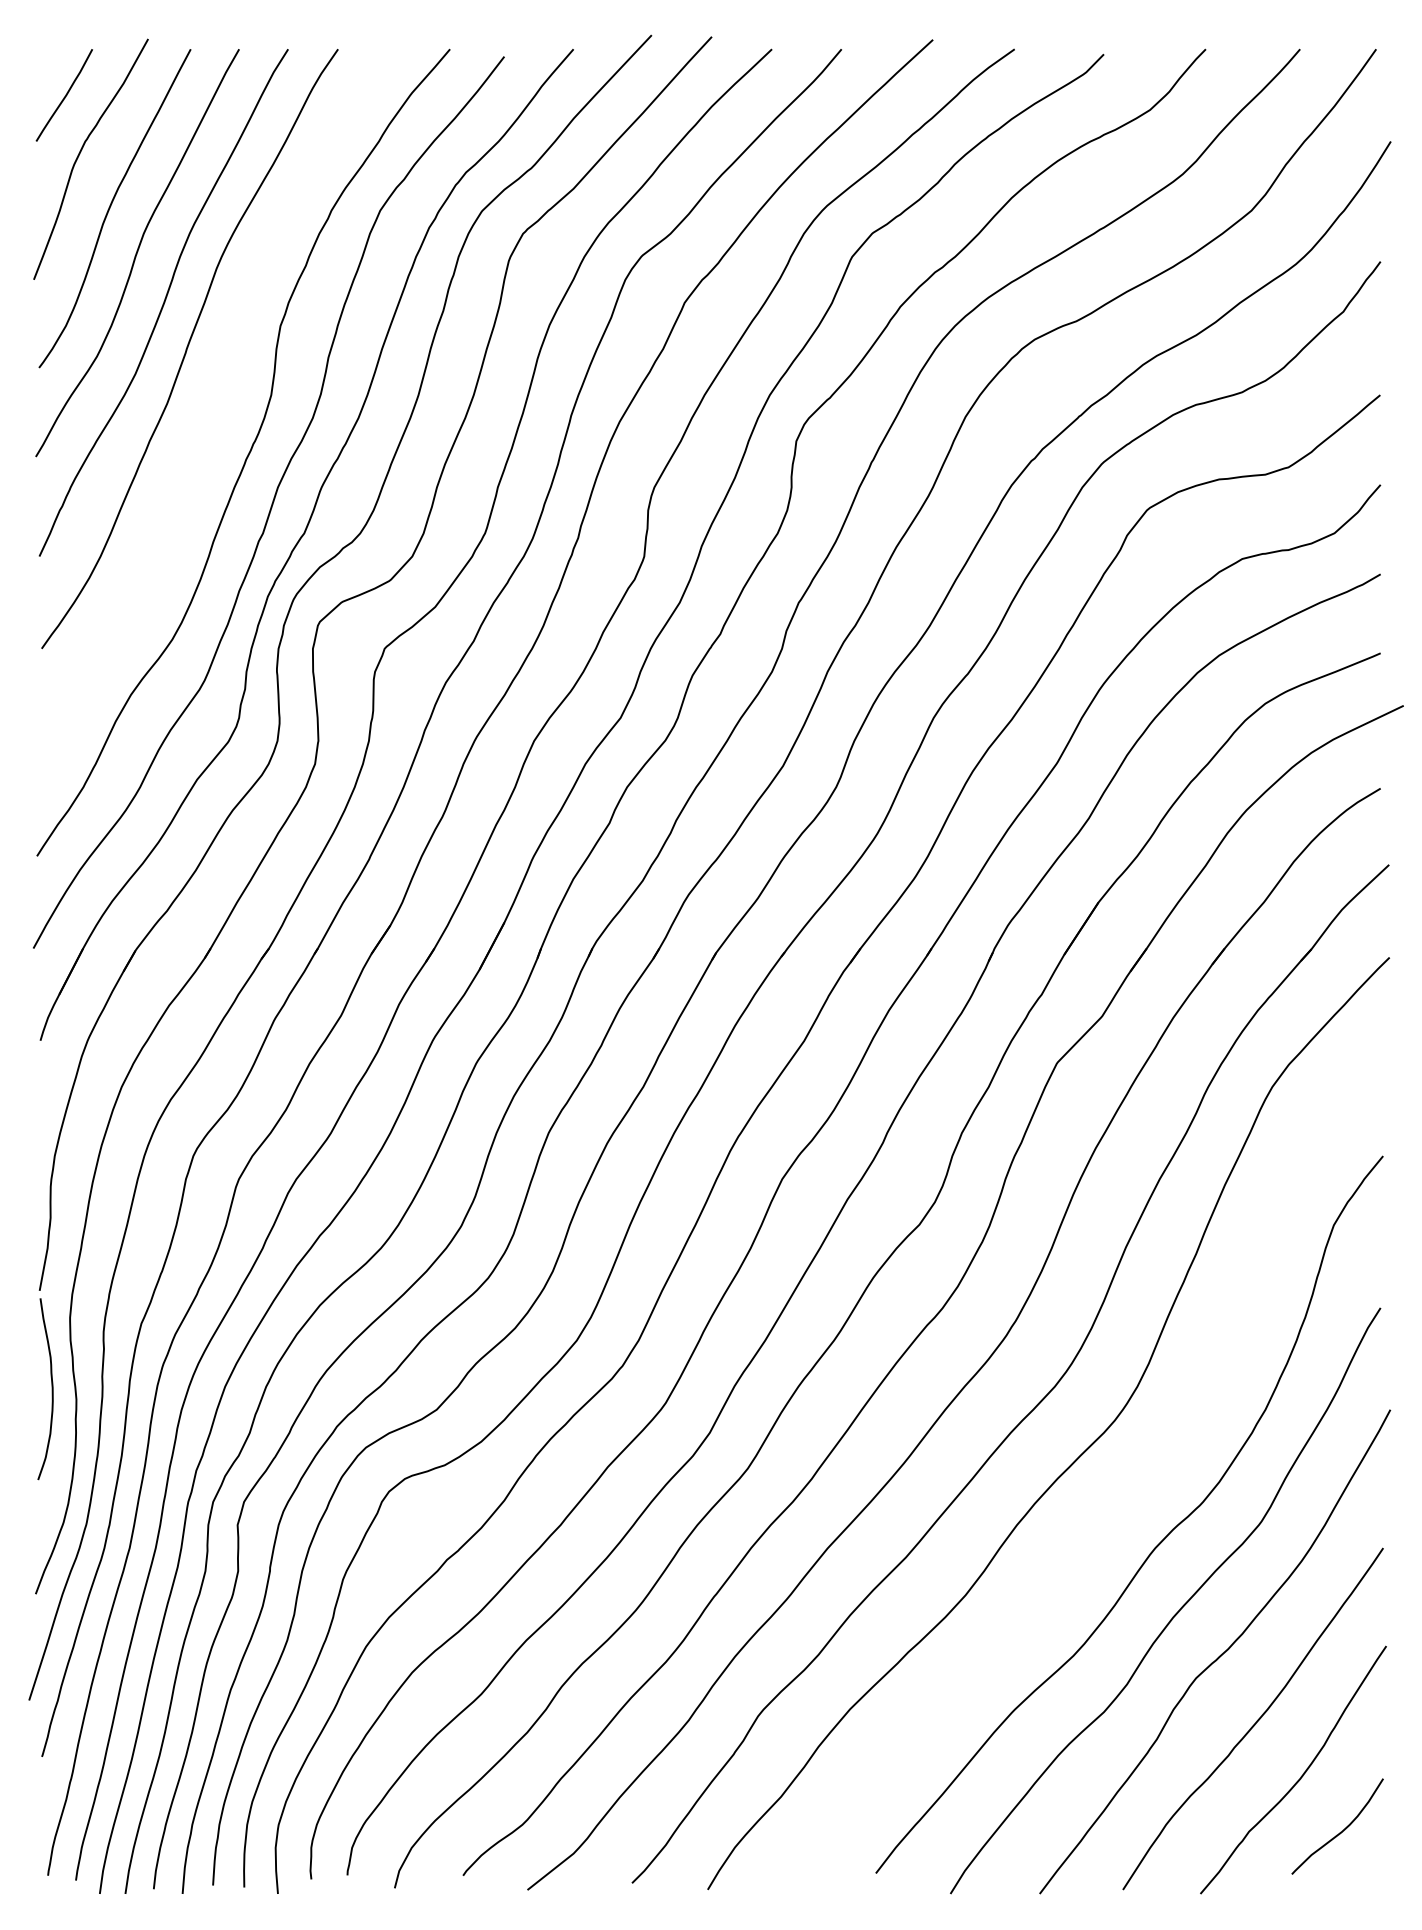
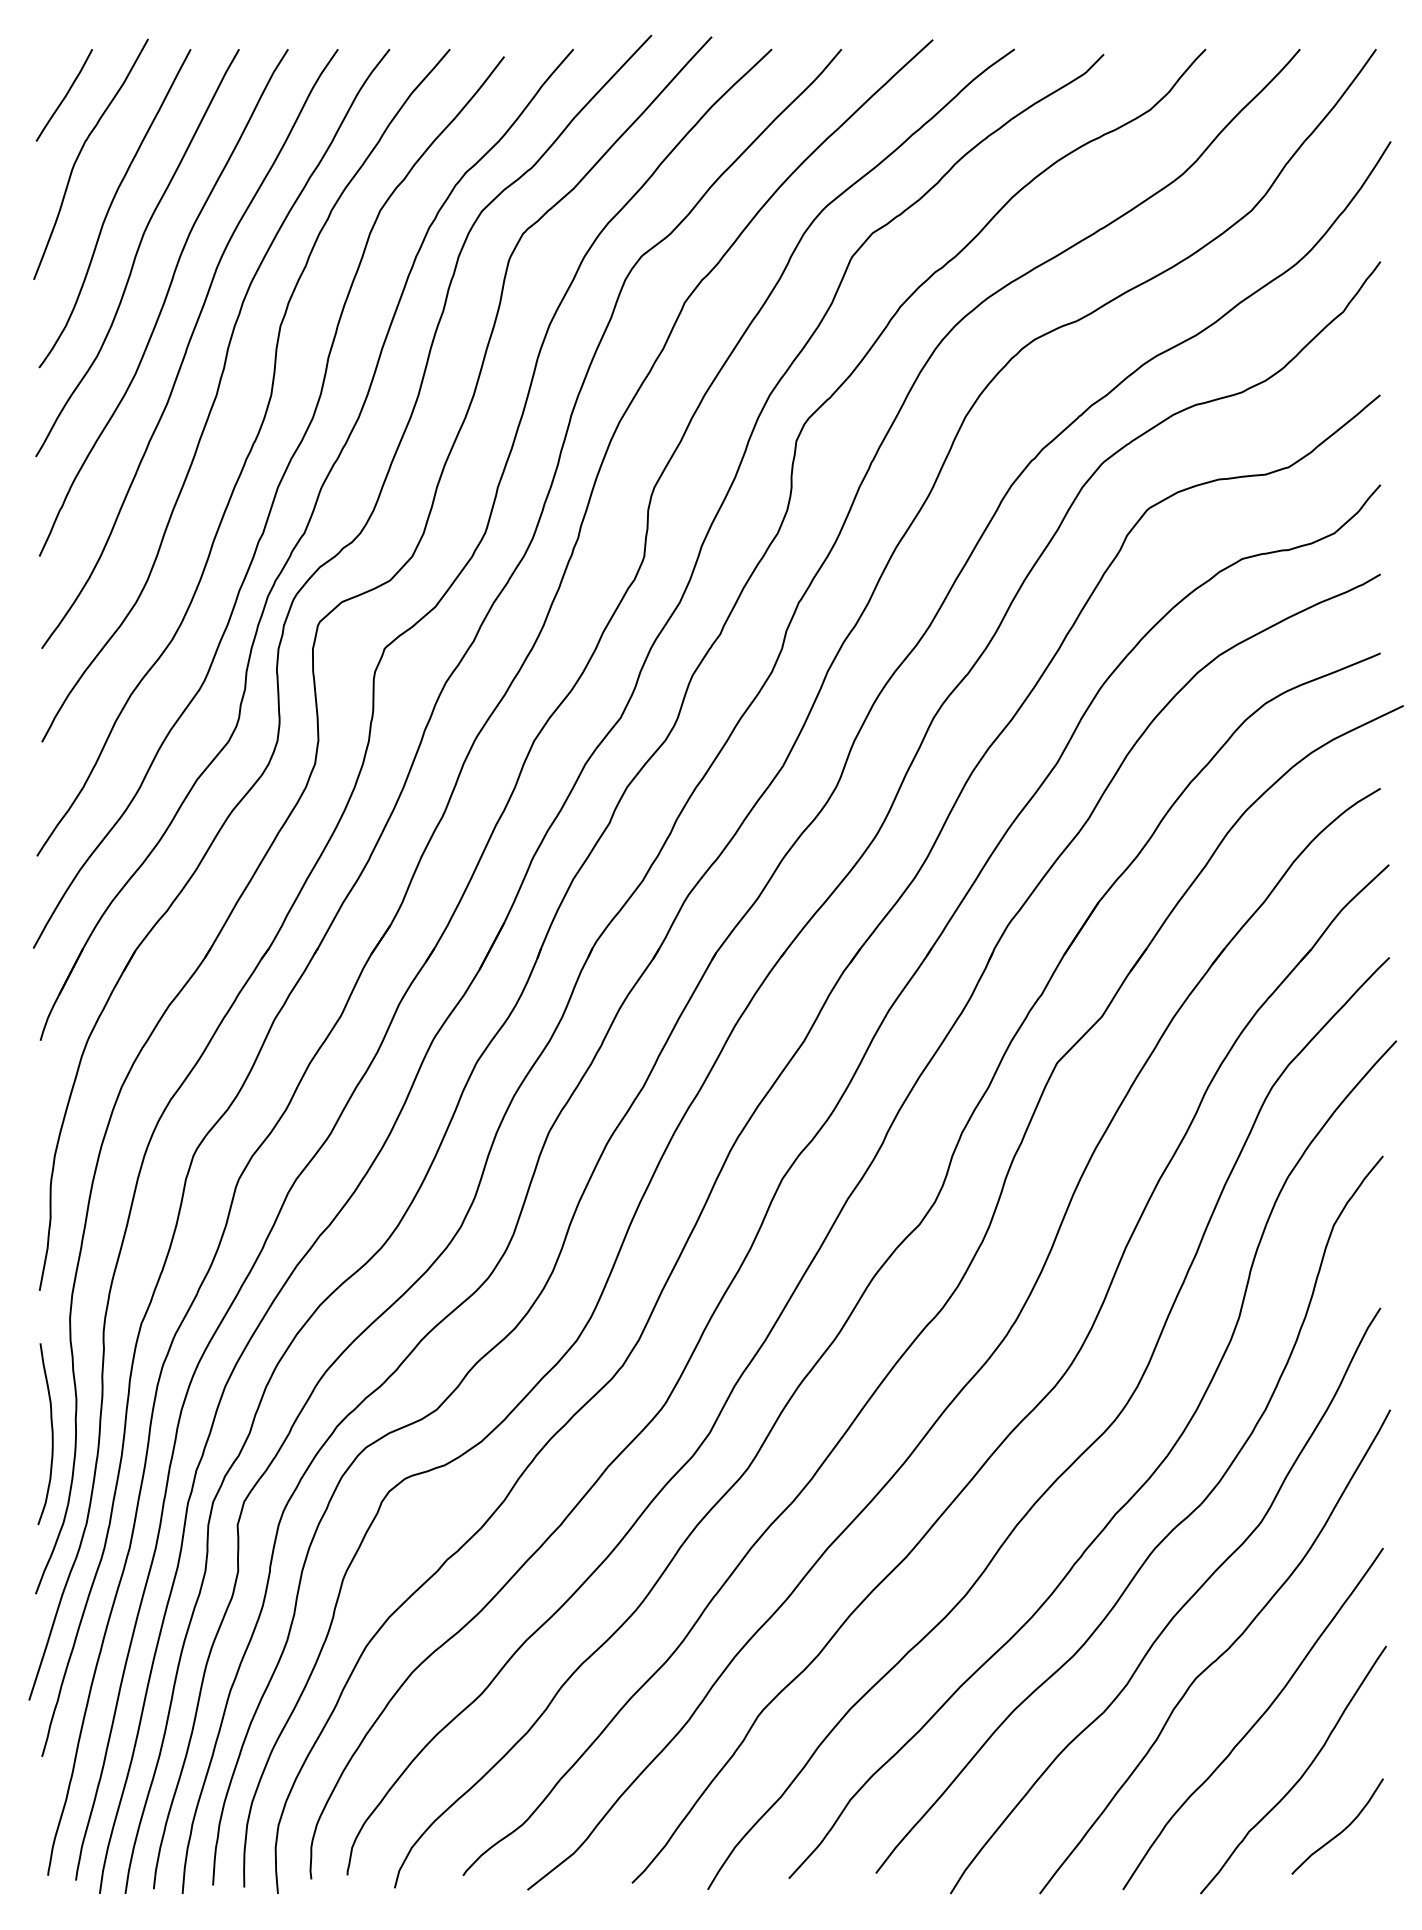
curve: none -> present (215, 395)
curve position: (51, 1389) -> (51, 1434) (51, 1434)
curve: none -> present (1130, 1497)
